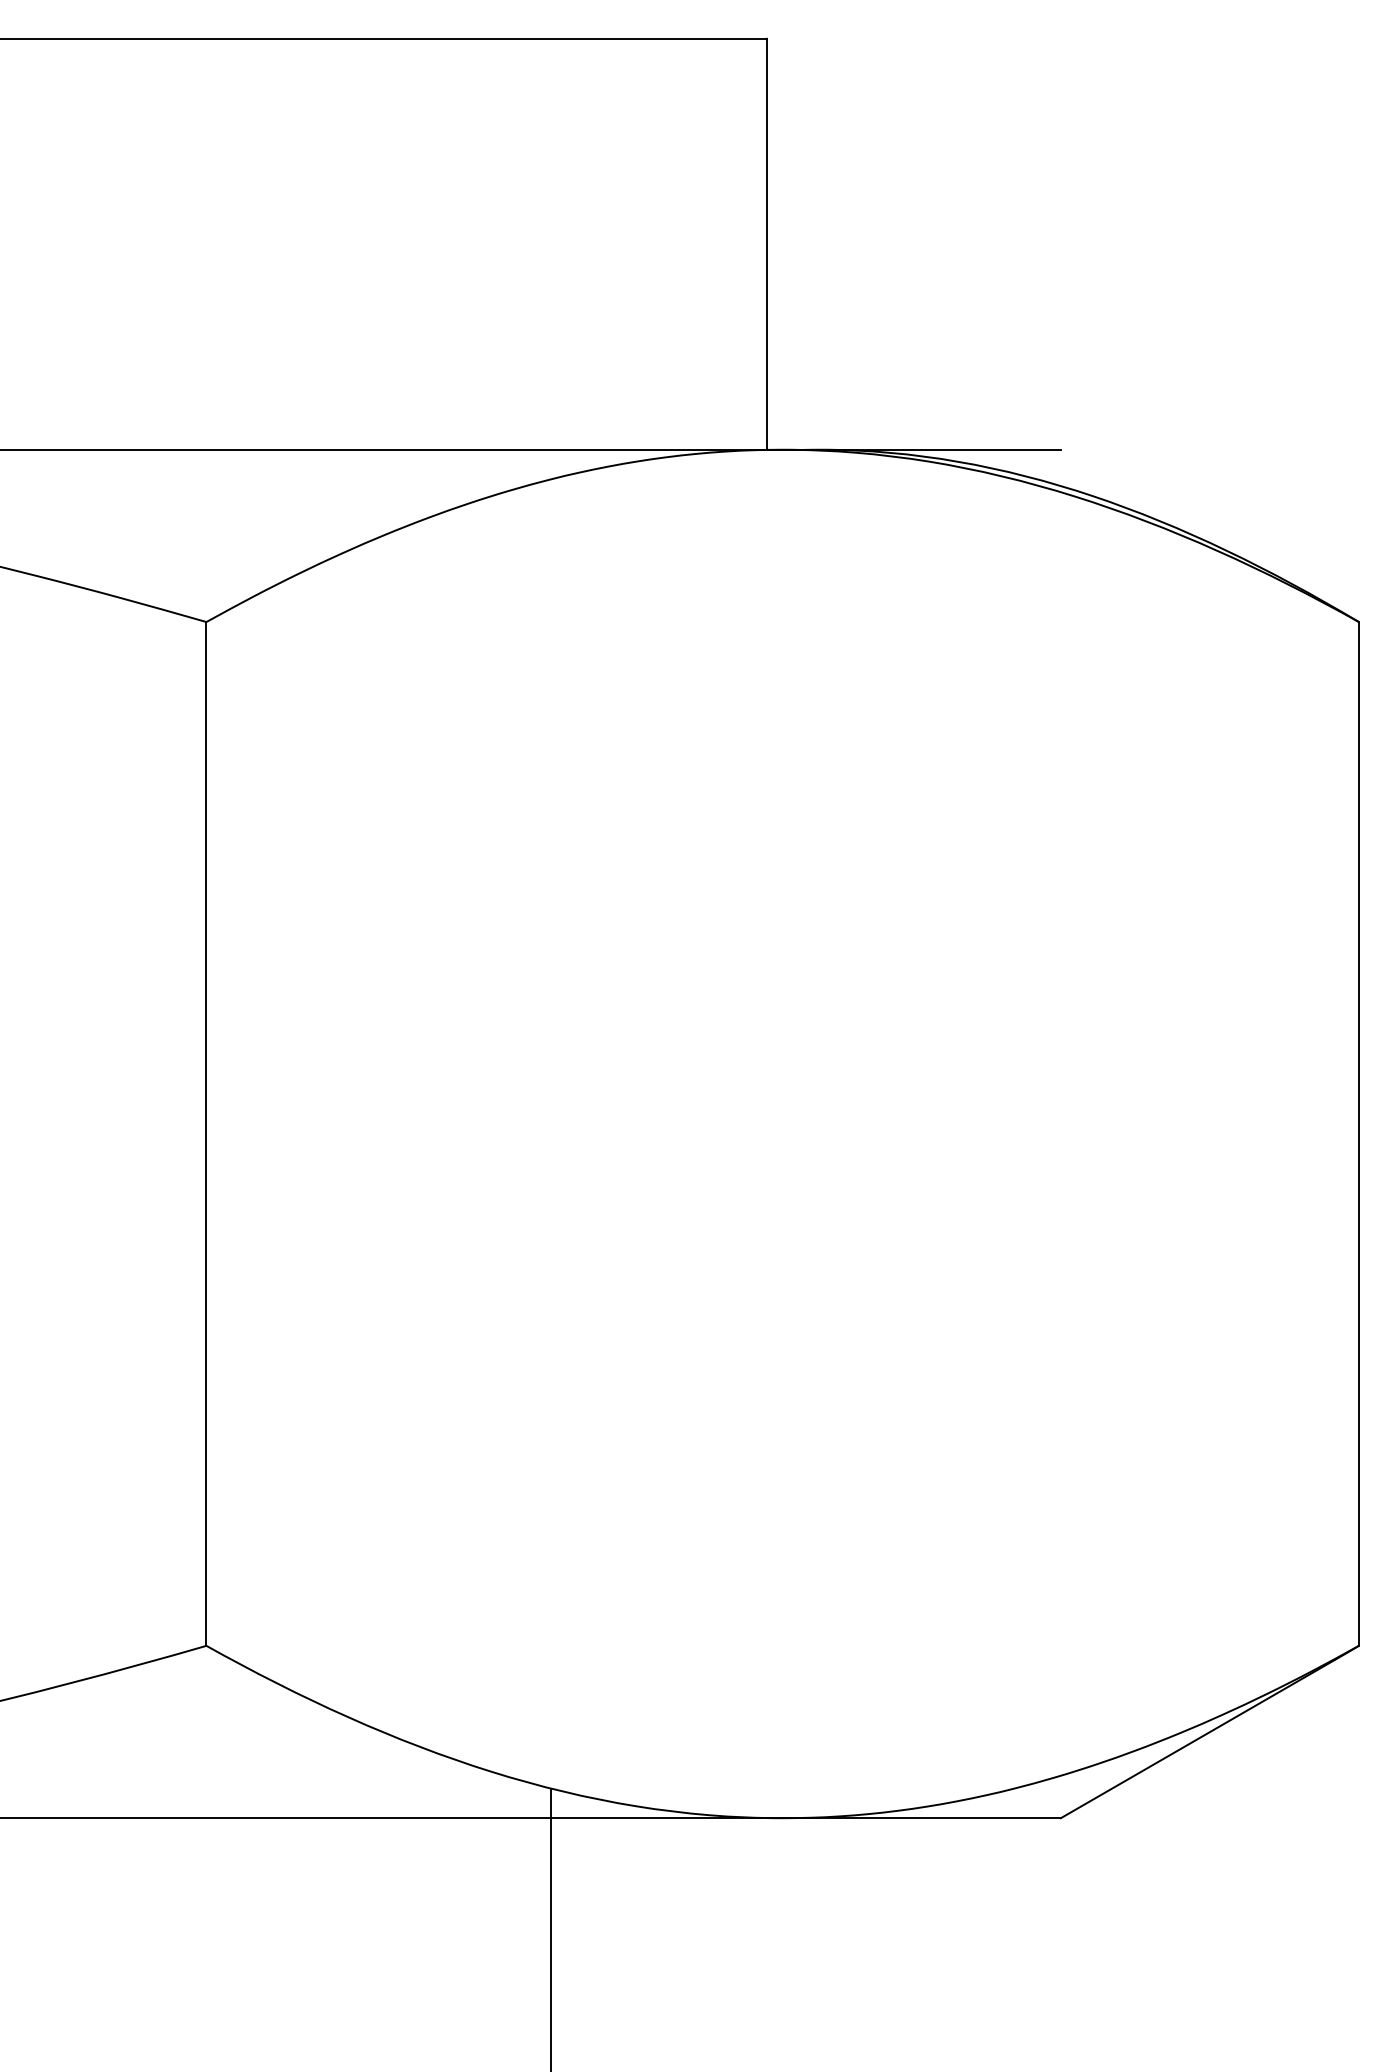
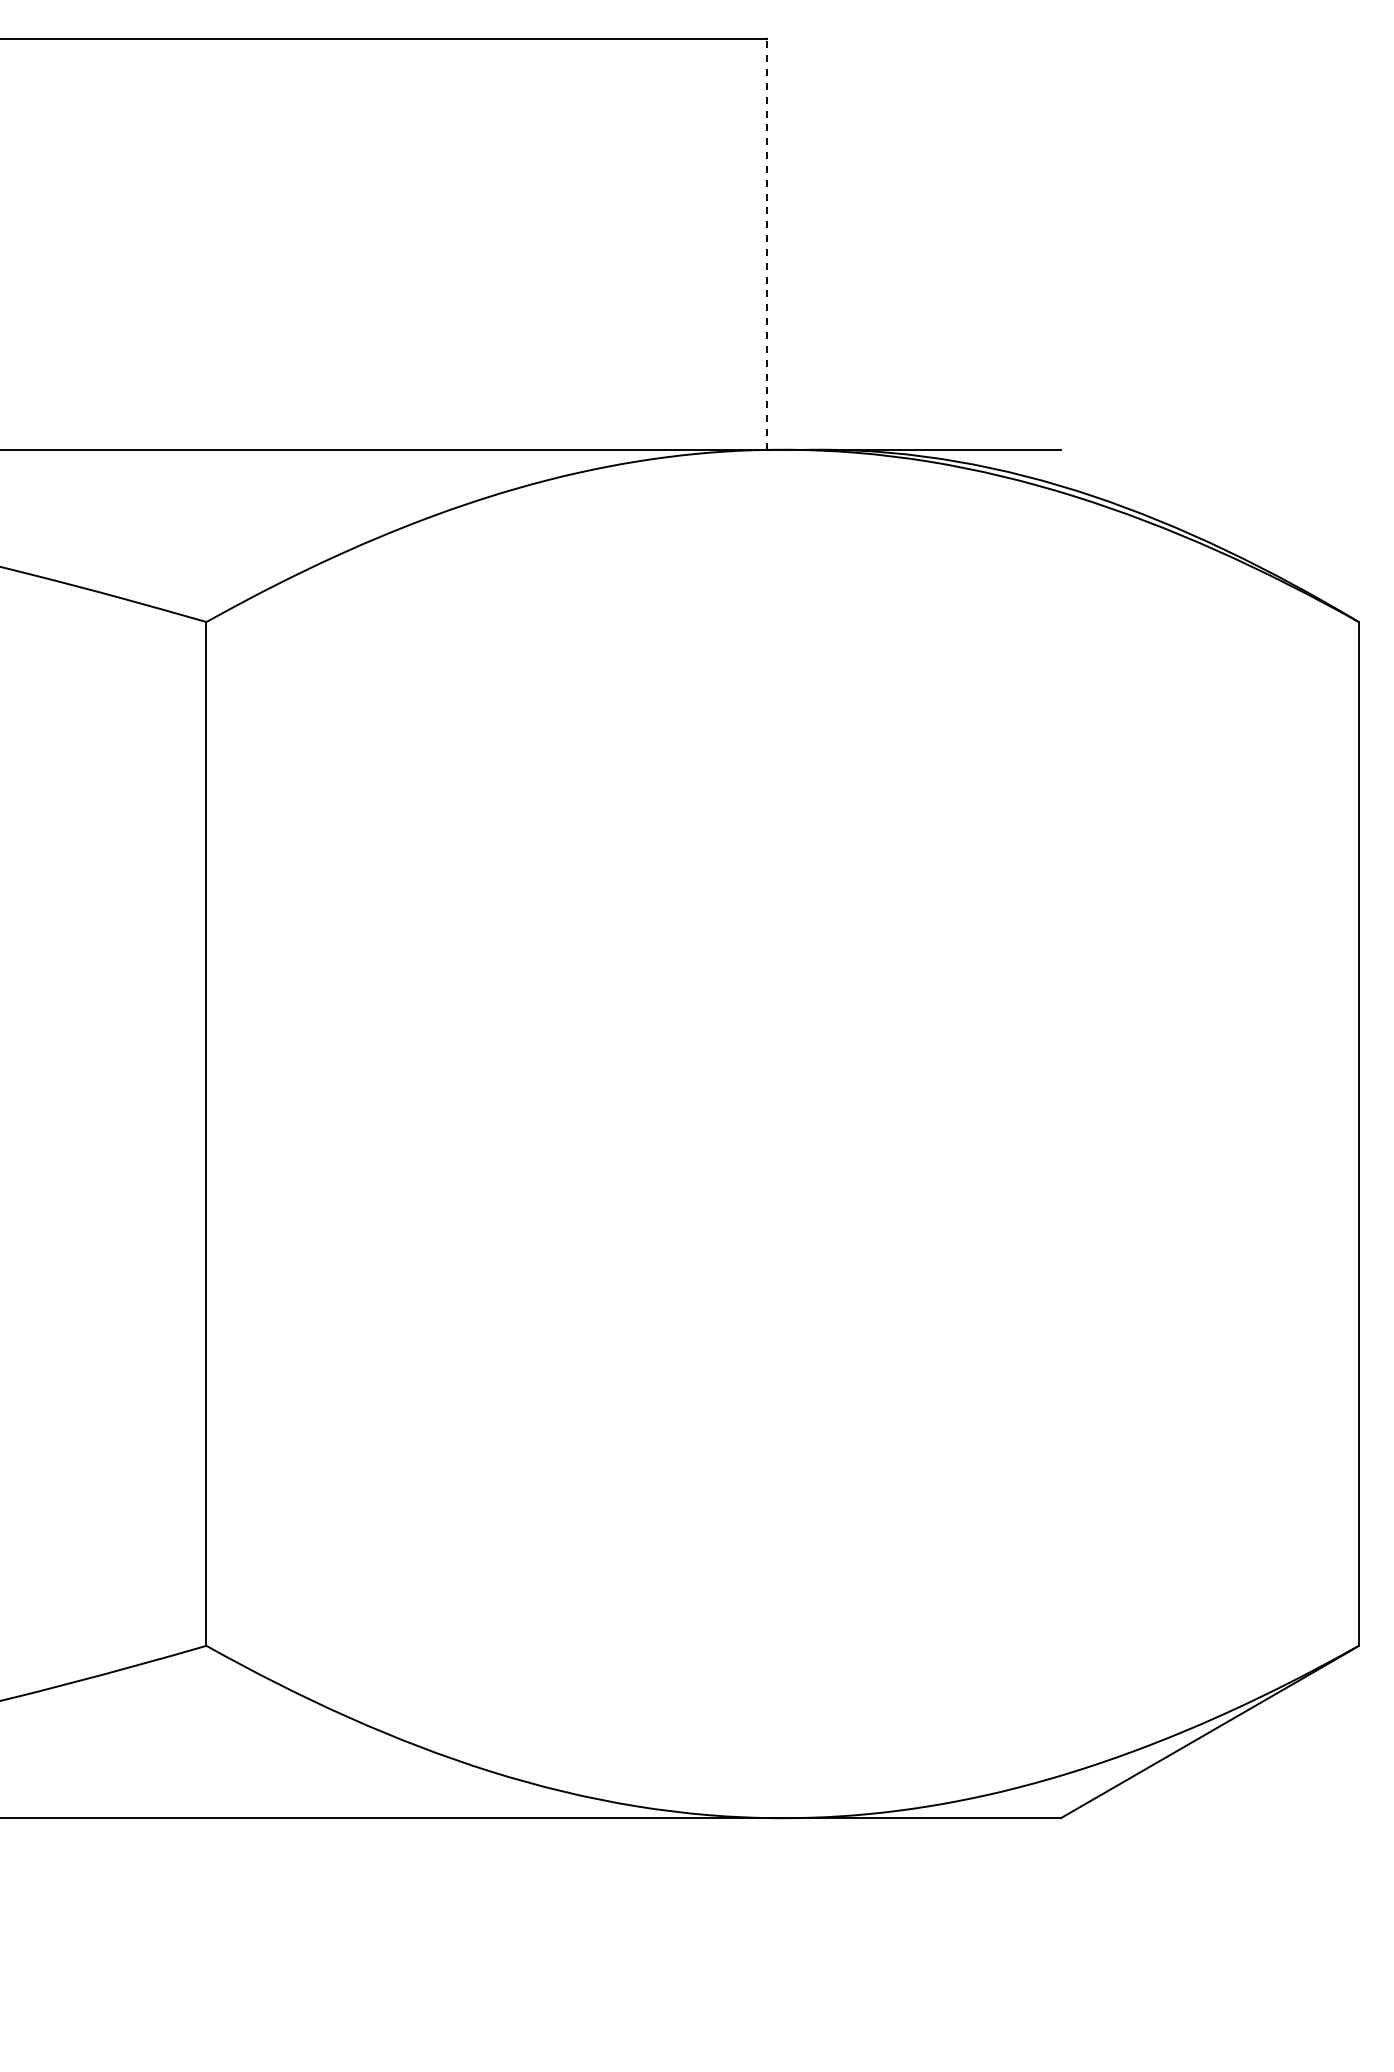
line: solid -> dashed (766, 244)
line: present -> none (551, 1928)
